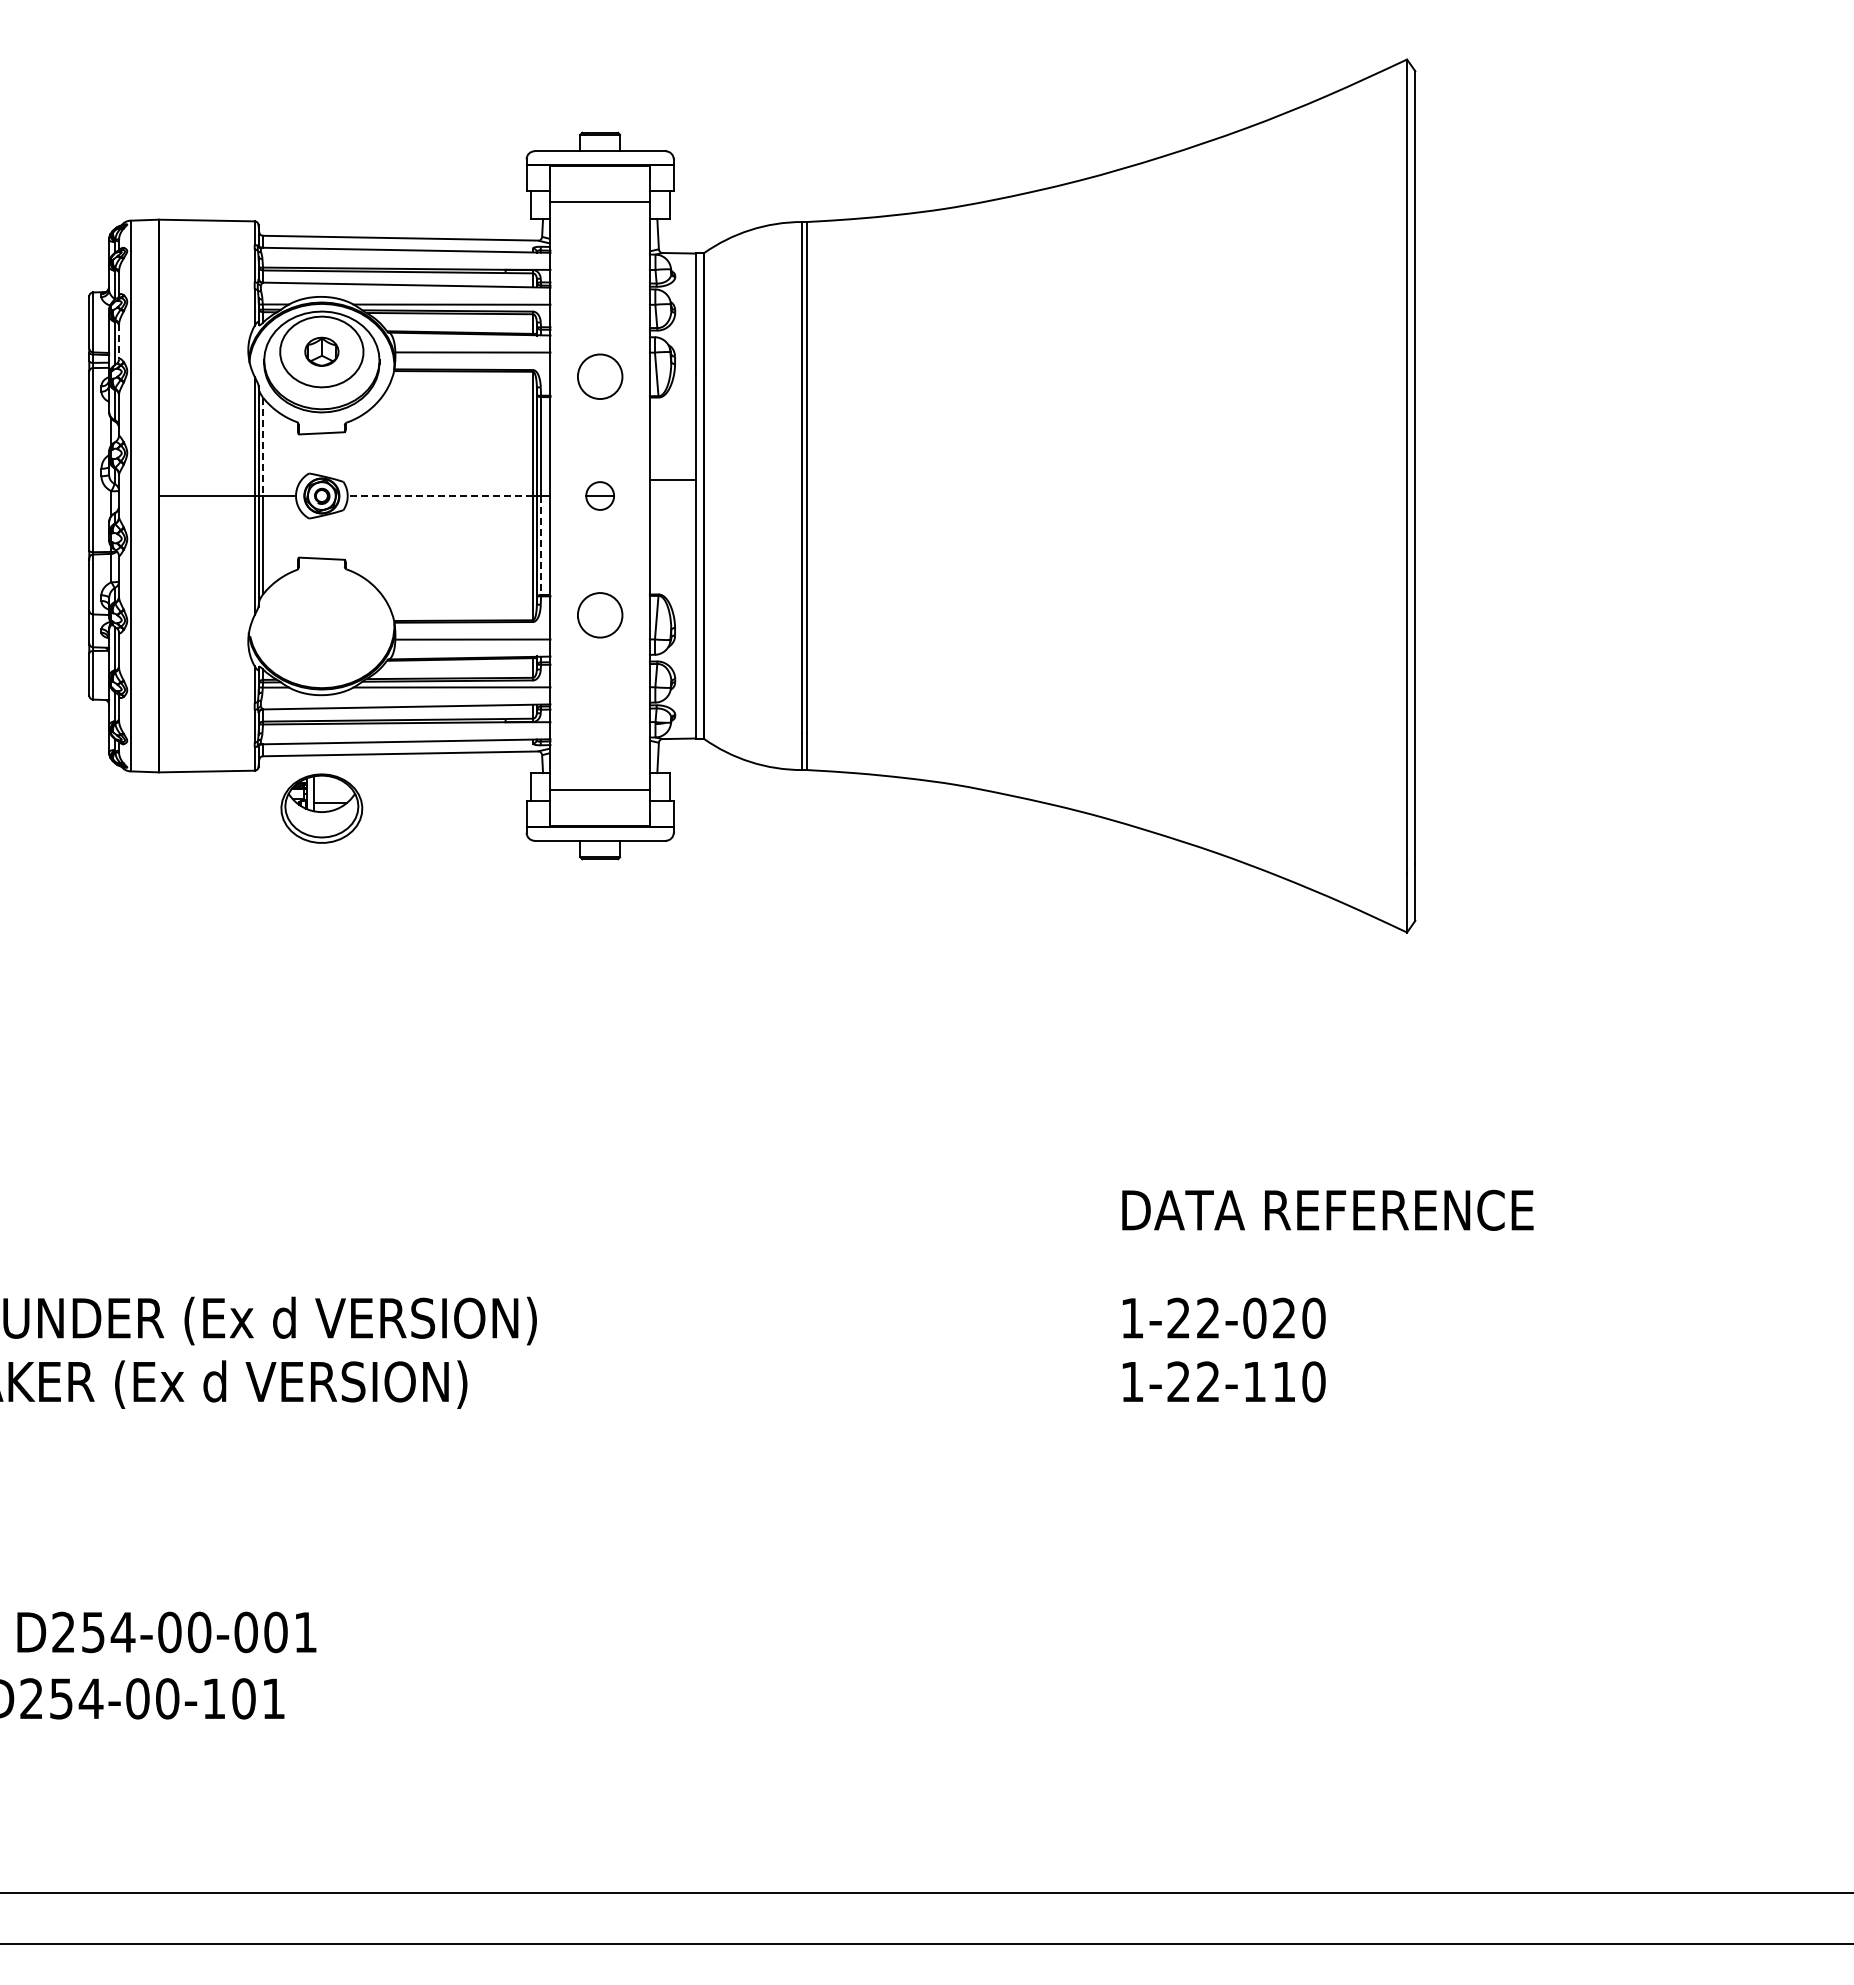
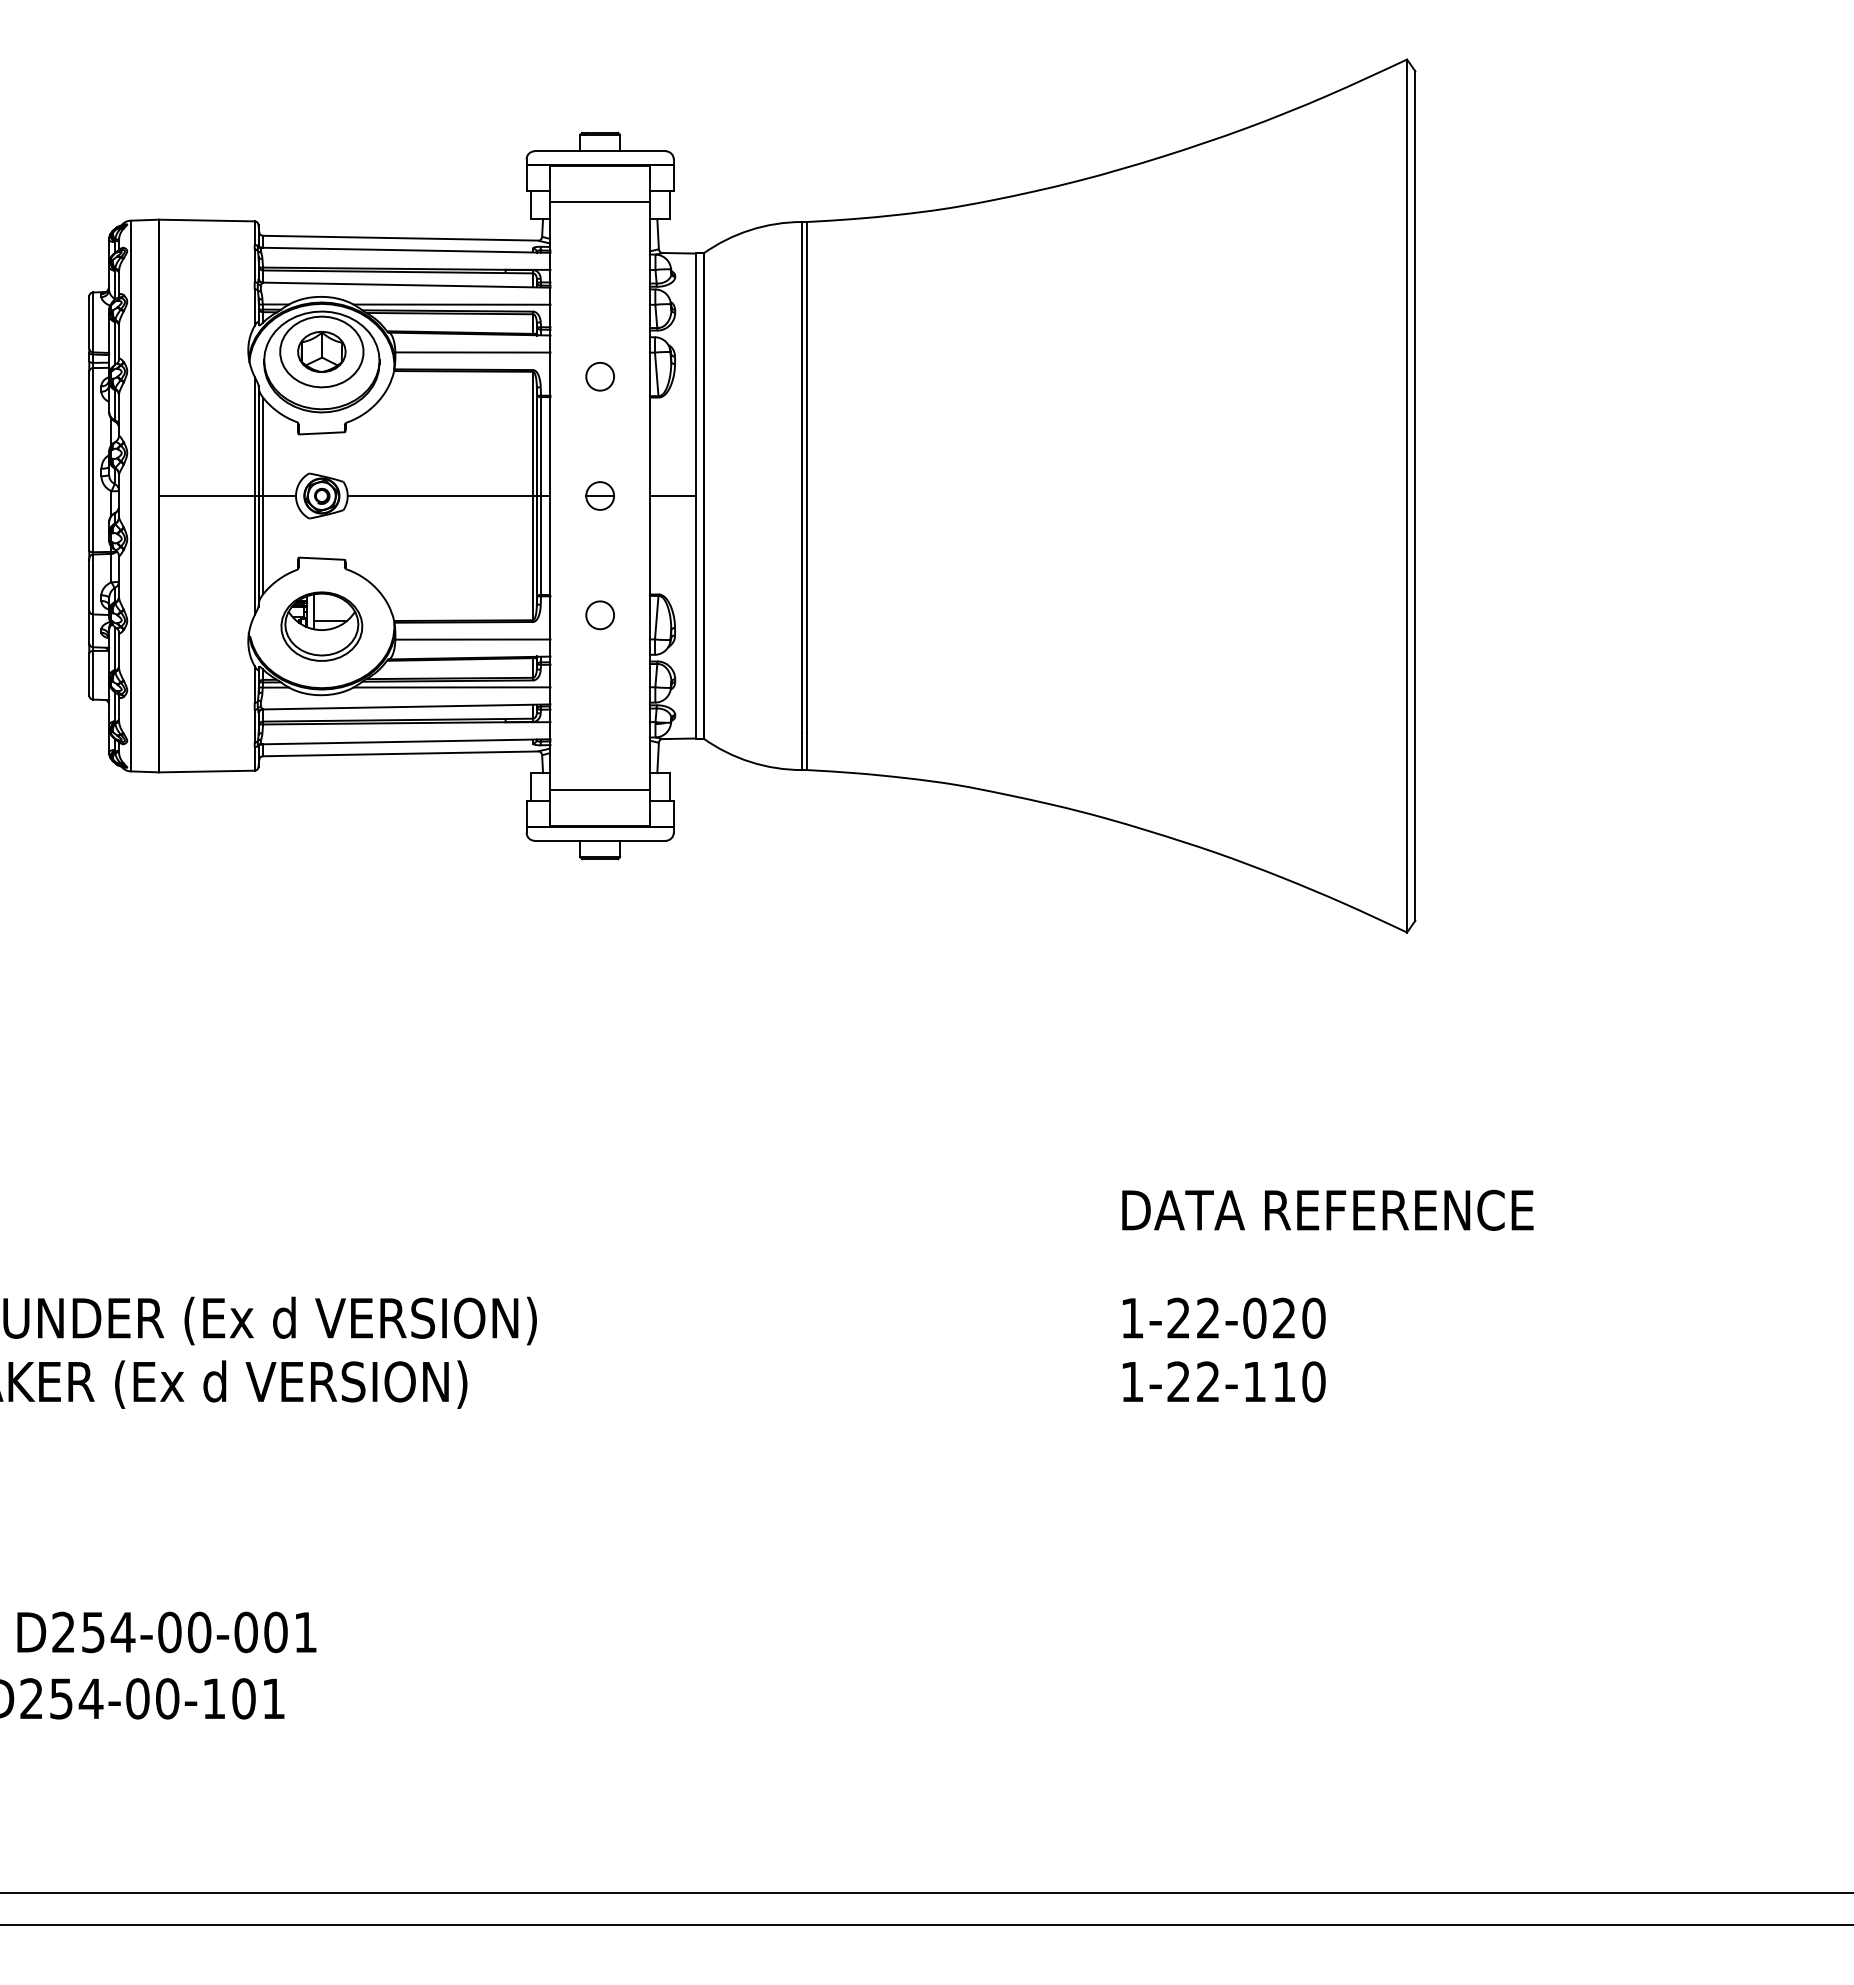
line: dashed -> solid (119, 342)
part size: 36x31 px -> 50x43 px (321, 351)
circle diameter: 45 px -> 28 px (600, 376)
line: dashed -> solid (263, 447)
line position: (672, 480) -> (672, 496) (672, 496)
line: dashed -> solid (440, 496)
line: dashed -> solid (541, 546)
circle diameter: 45 px -> 28 px (600, 615)
part position: (321, 808) -> (321, 626) (321, 626)
line position: (926, 1944) -> (926, 1925) (926, 1925)
